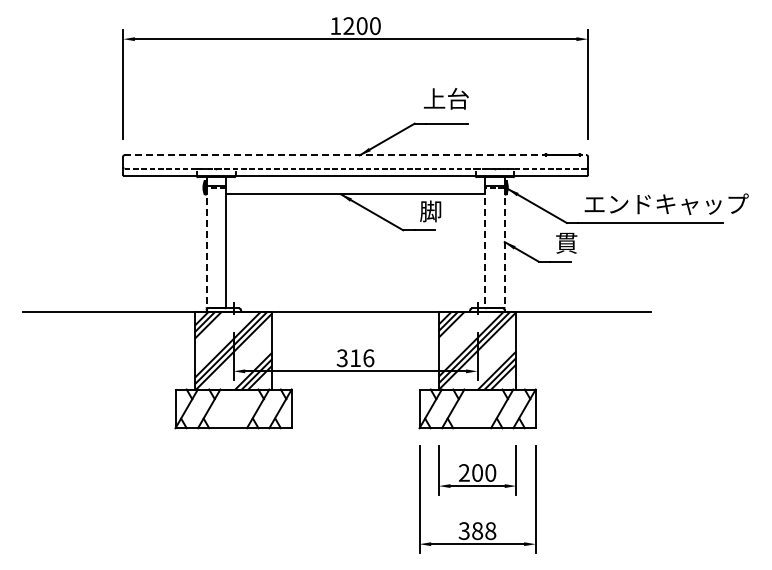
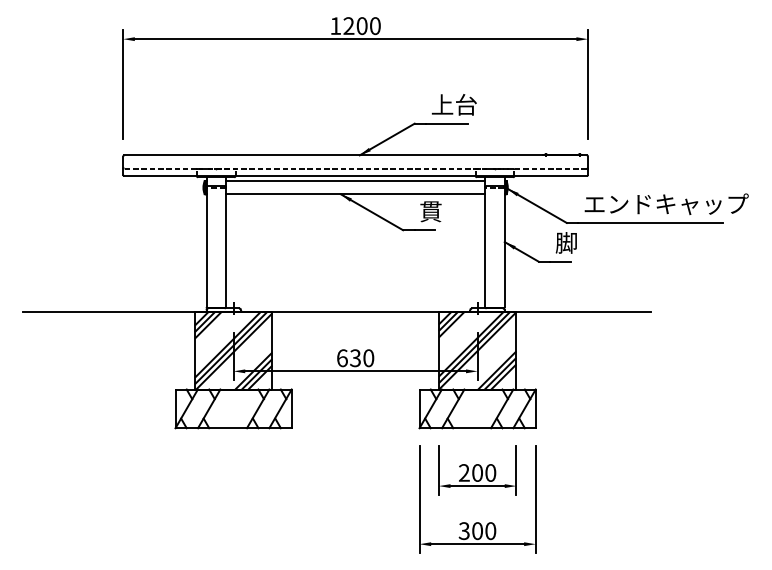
text position: (445, 98) -> (453, 104) (453, 104)
line: dashed -> solid (356, 155)
line: none -> present (355, 181)
text: 脚 -> 貫 (430, 211)
text: 貫 -> 脚 (566, 242)
line: dashed -> solid (206, 247)
line: dashed -> solid (485, 247)
line: dashed -> solid (504, 247)
text: 316 -> 630 (355, 358)
text: 388 -> 300 (484, 530)
